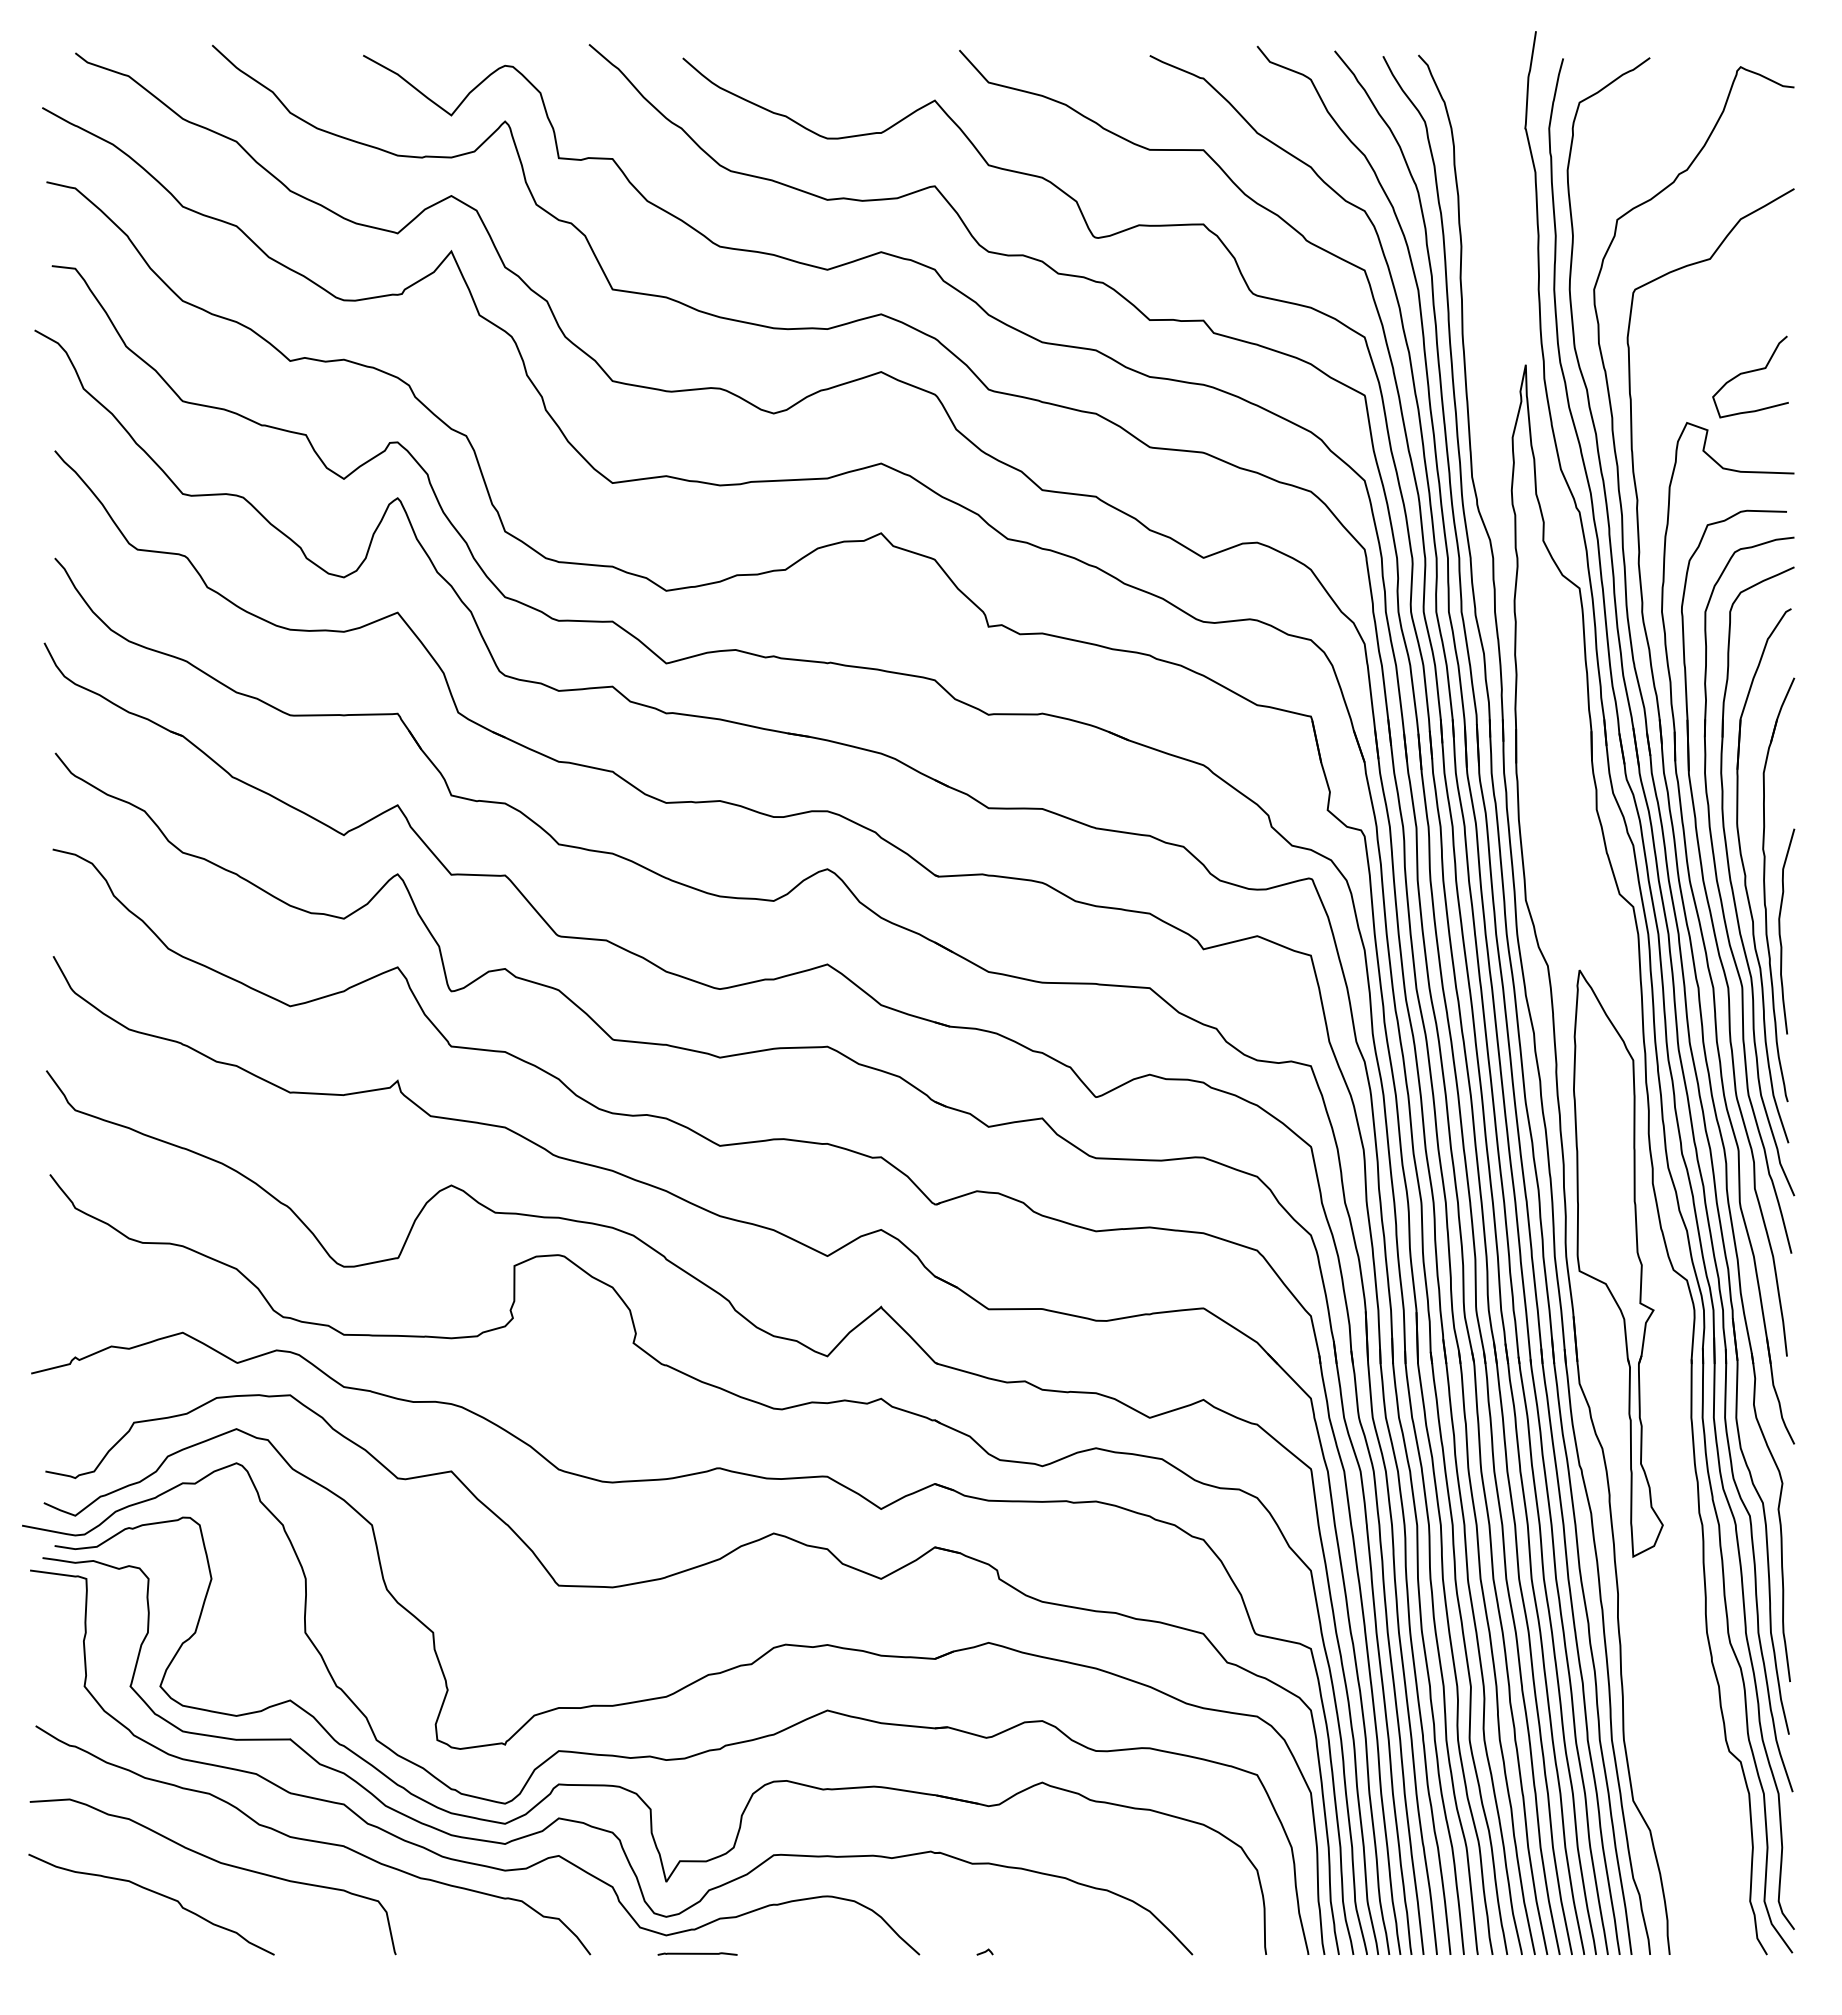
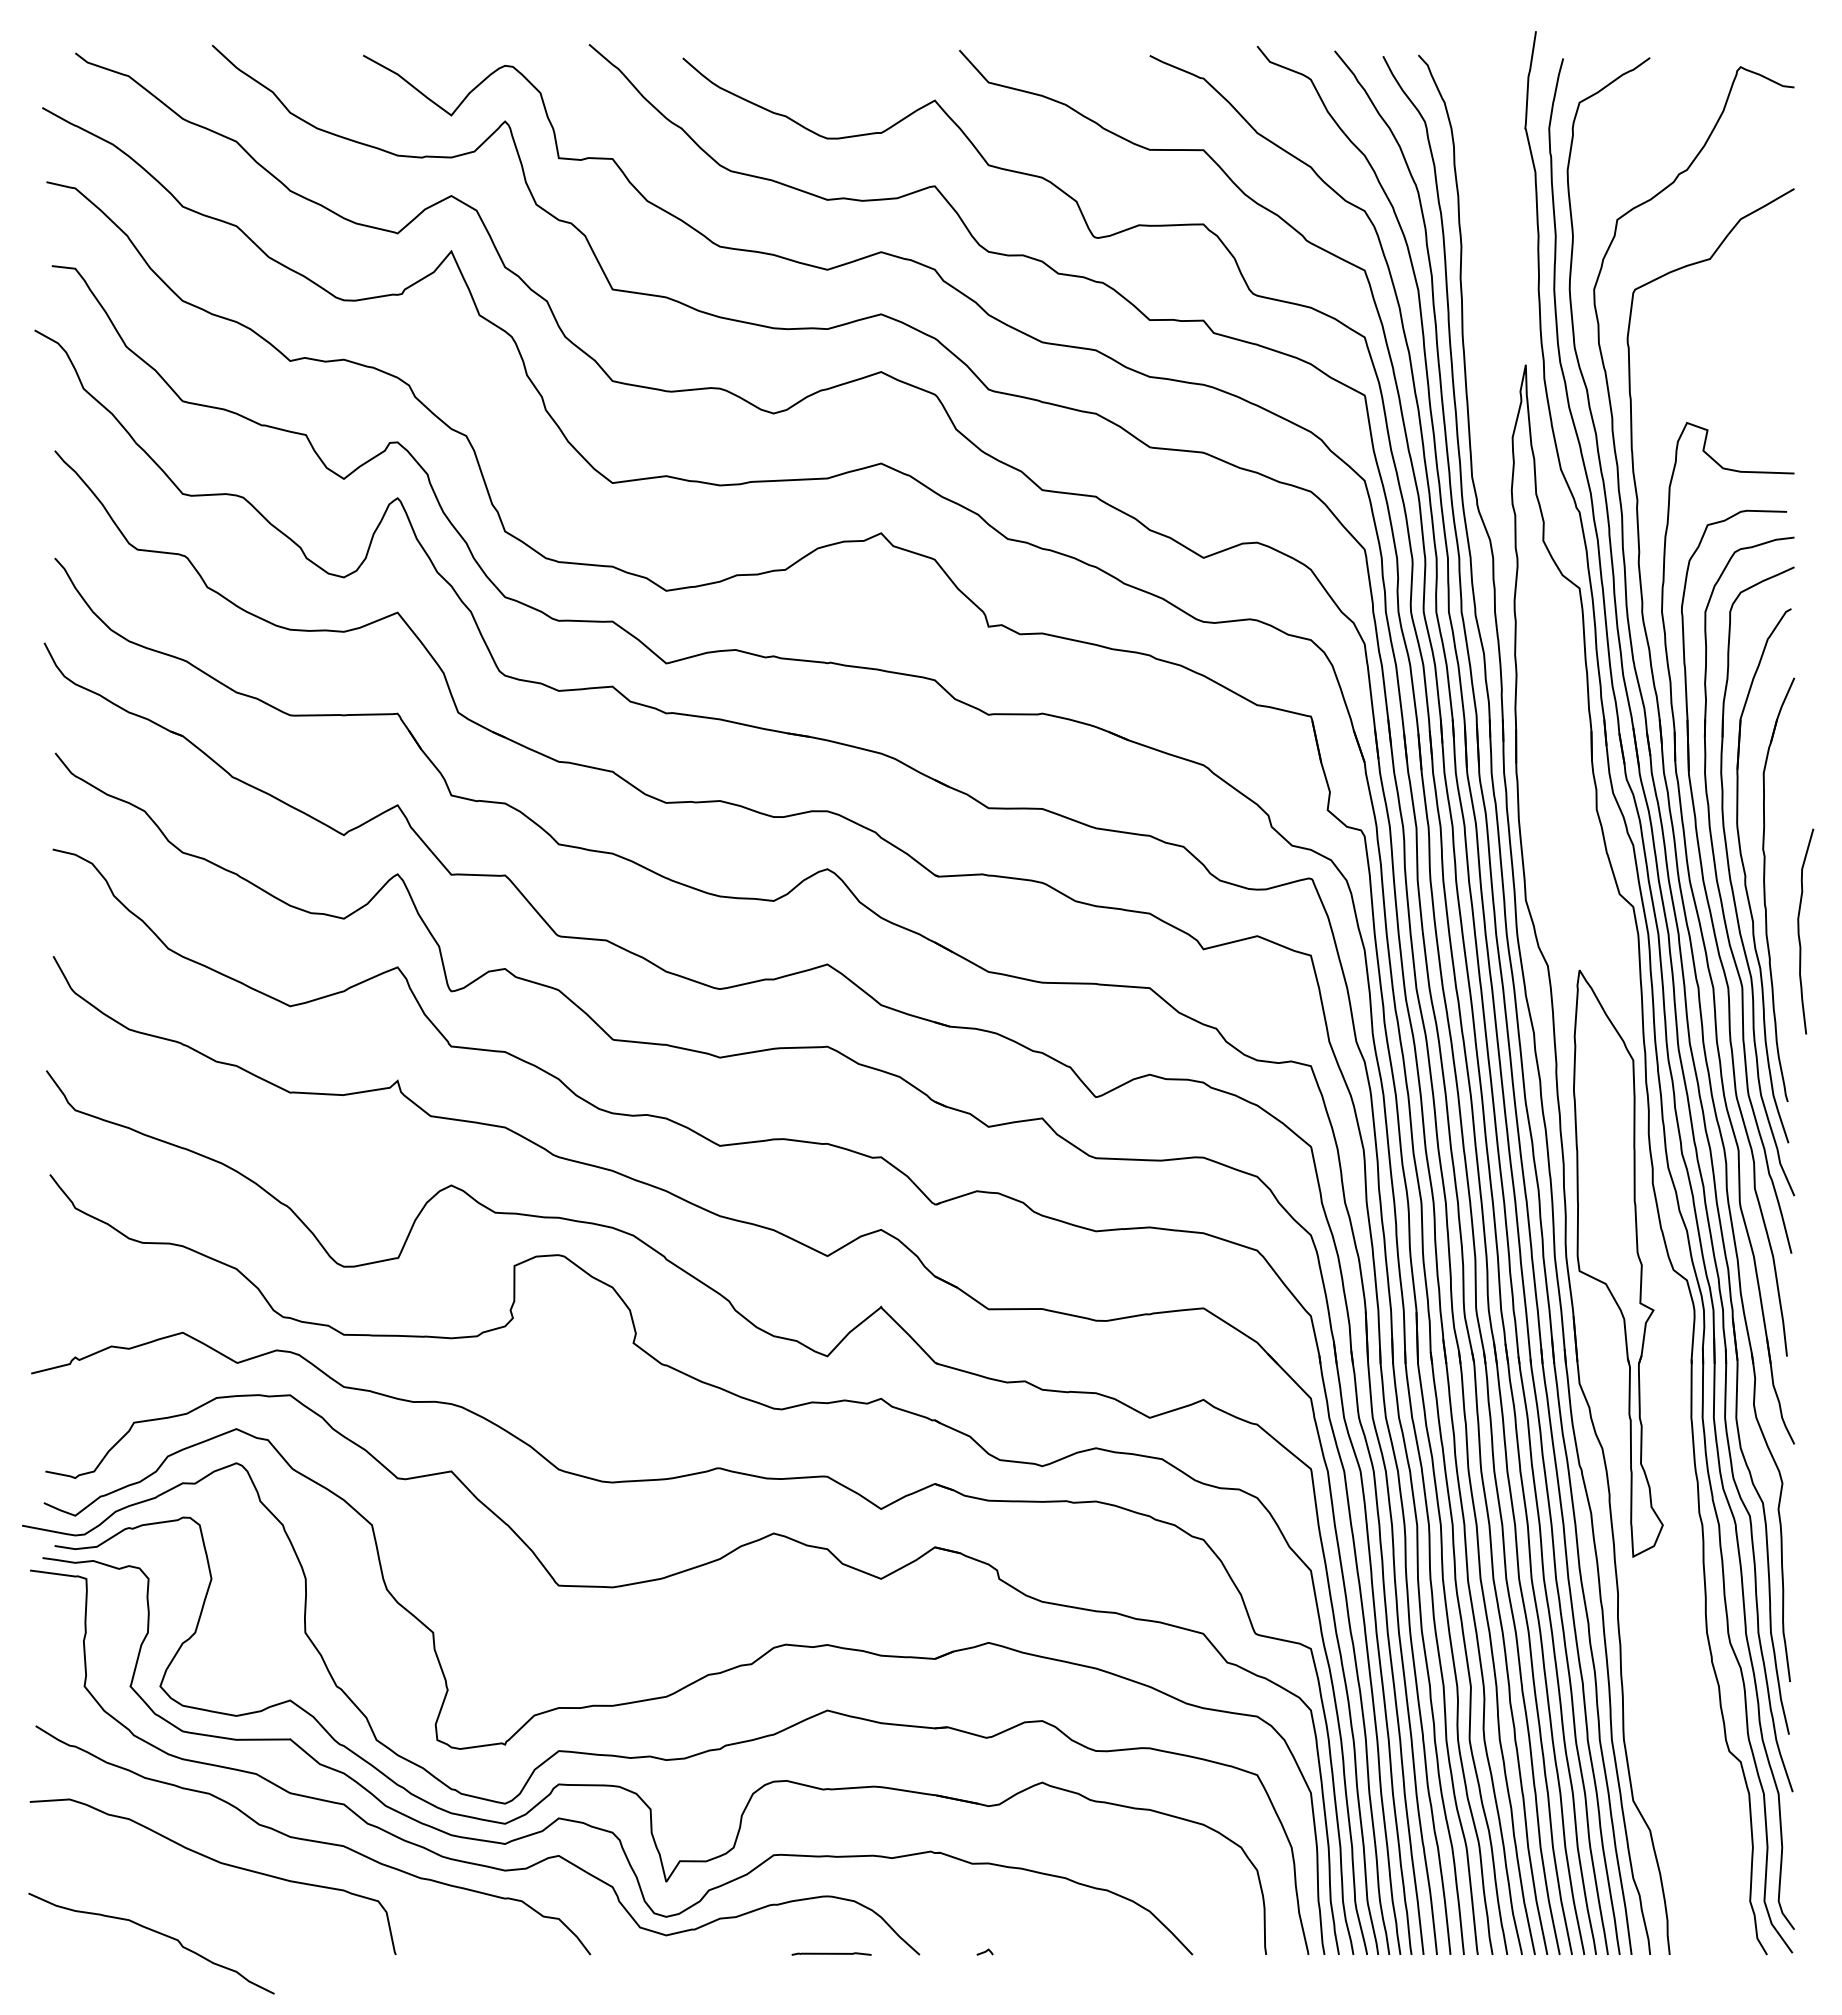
curve: present -> none (1750, 372)
curve position: (1780, 931) -> (1799, 931) (1799, 931)
curve position: (157, 1894) -> (157, 1933) (157, 1933)
line position: (697, 1953) -> (831, 1953) (831, 1953)
